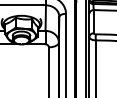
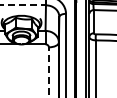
line: solid -> dashed (23, 5)
line: solid -> dashed (48, 72)
